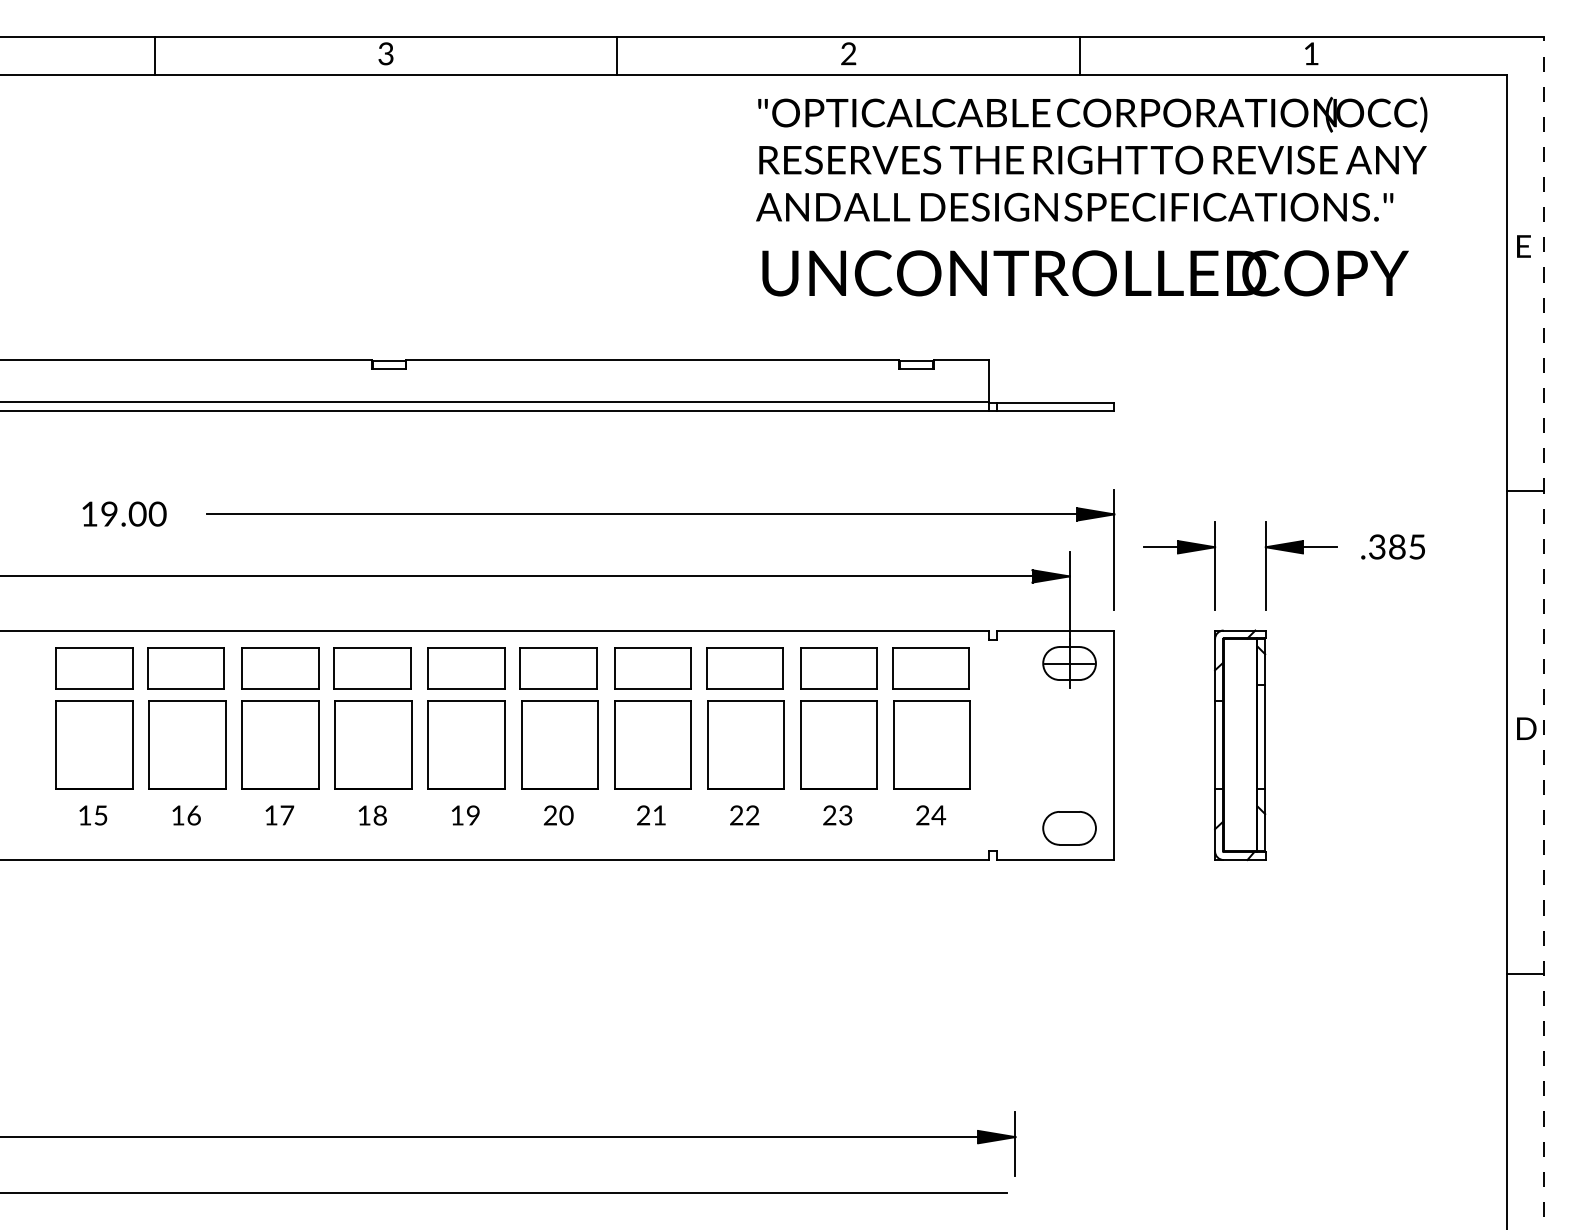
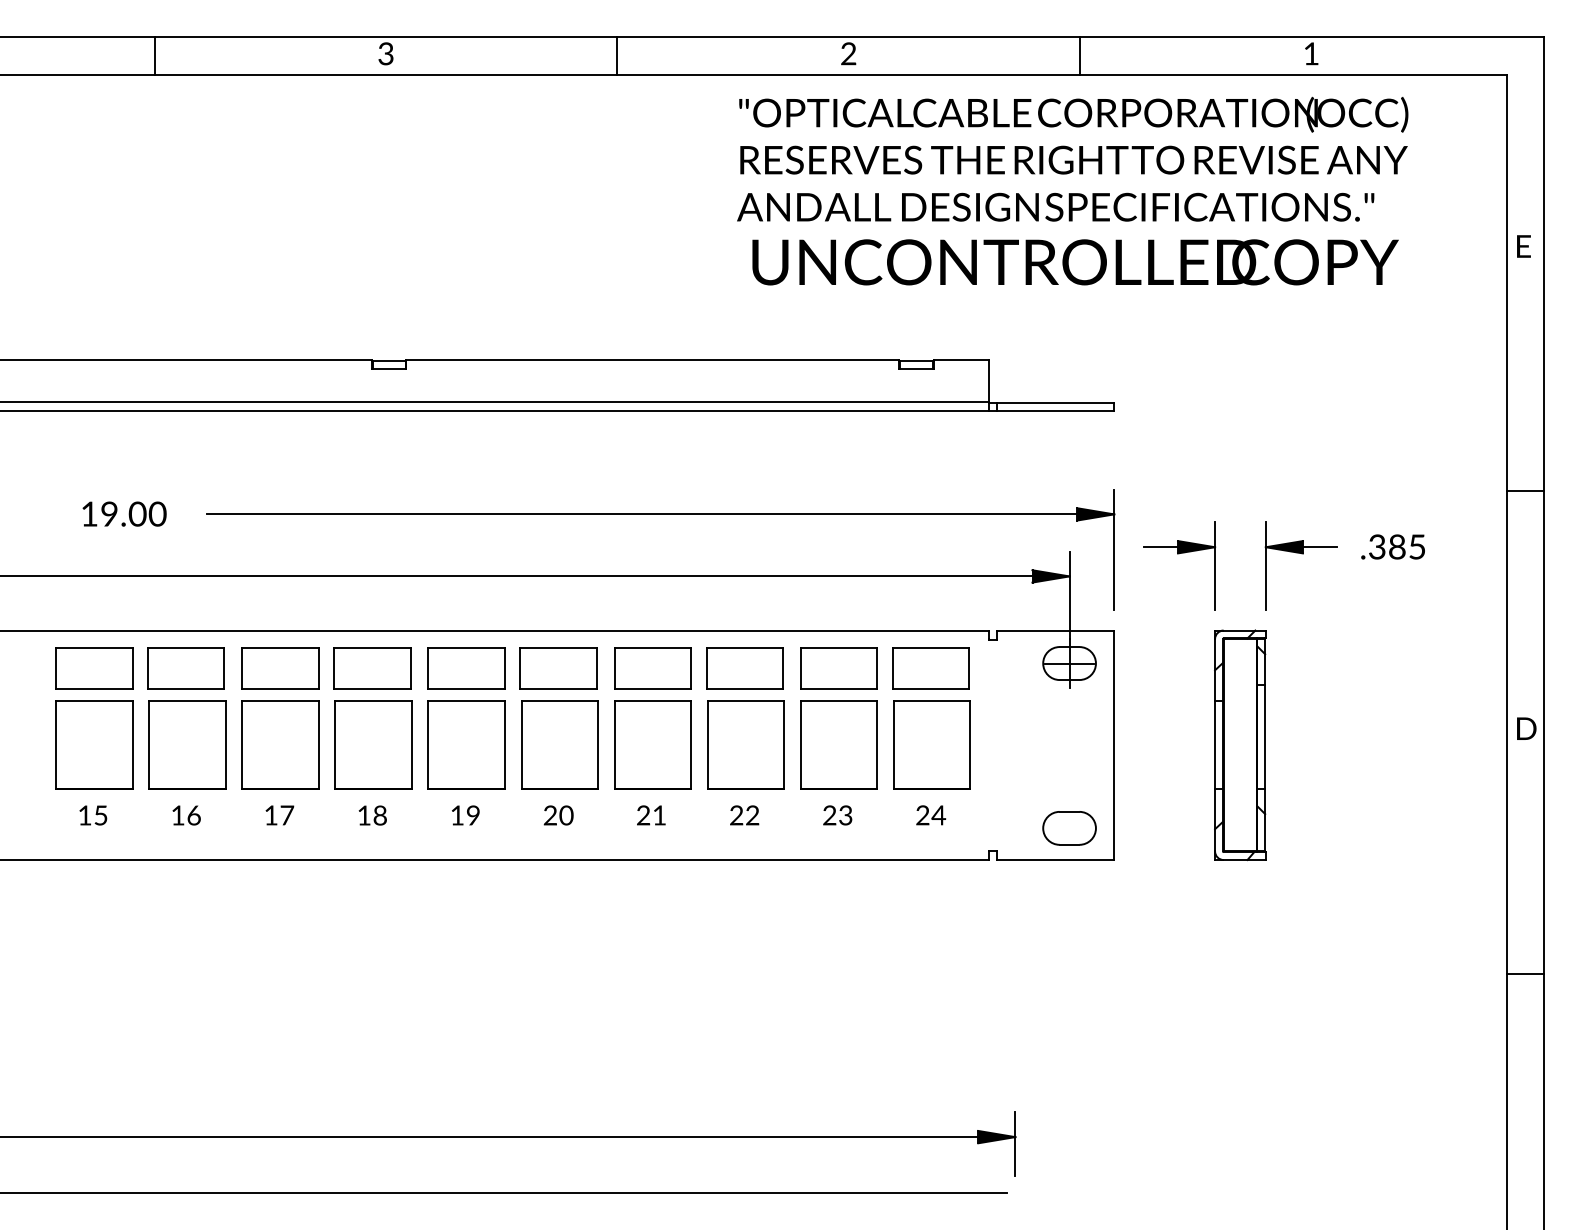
text position: (1091, 158) -> (1072, 158) (1072, 158)
text position: (1085, 273) -> (1075, 262) (1075, 262)
line: dashed -> solid (1544, 632)
